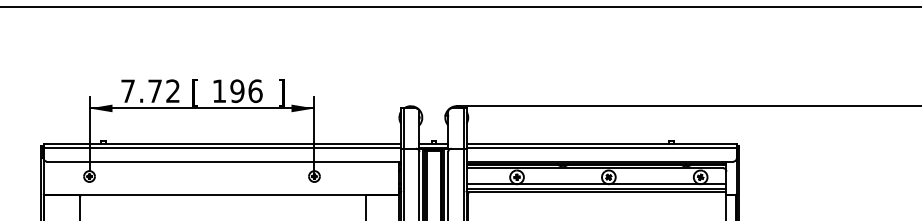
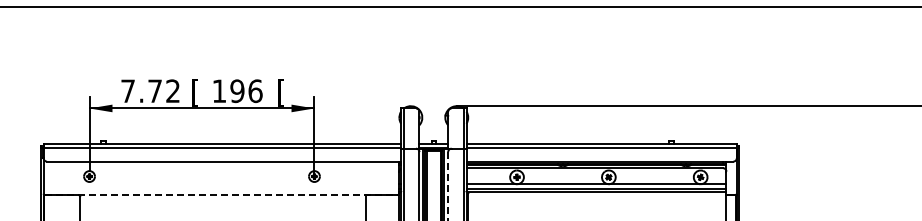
text: ] -> [ (281, 92)
line: solid -> dashed (448, 186)
line: solid -> dashed (222, 194)
